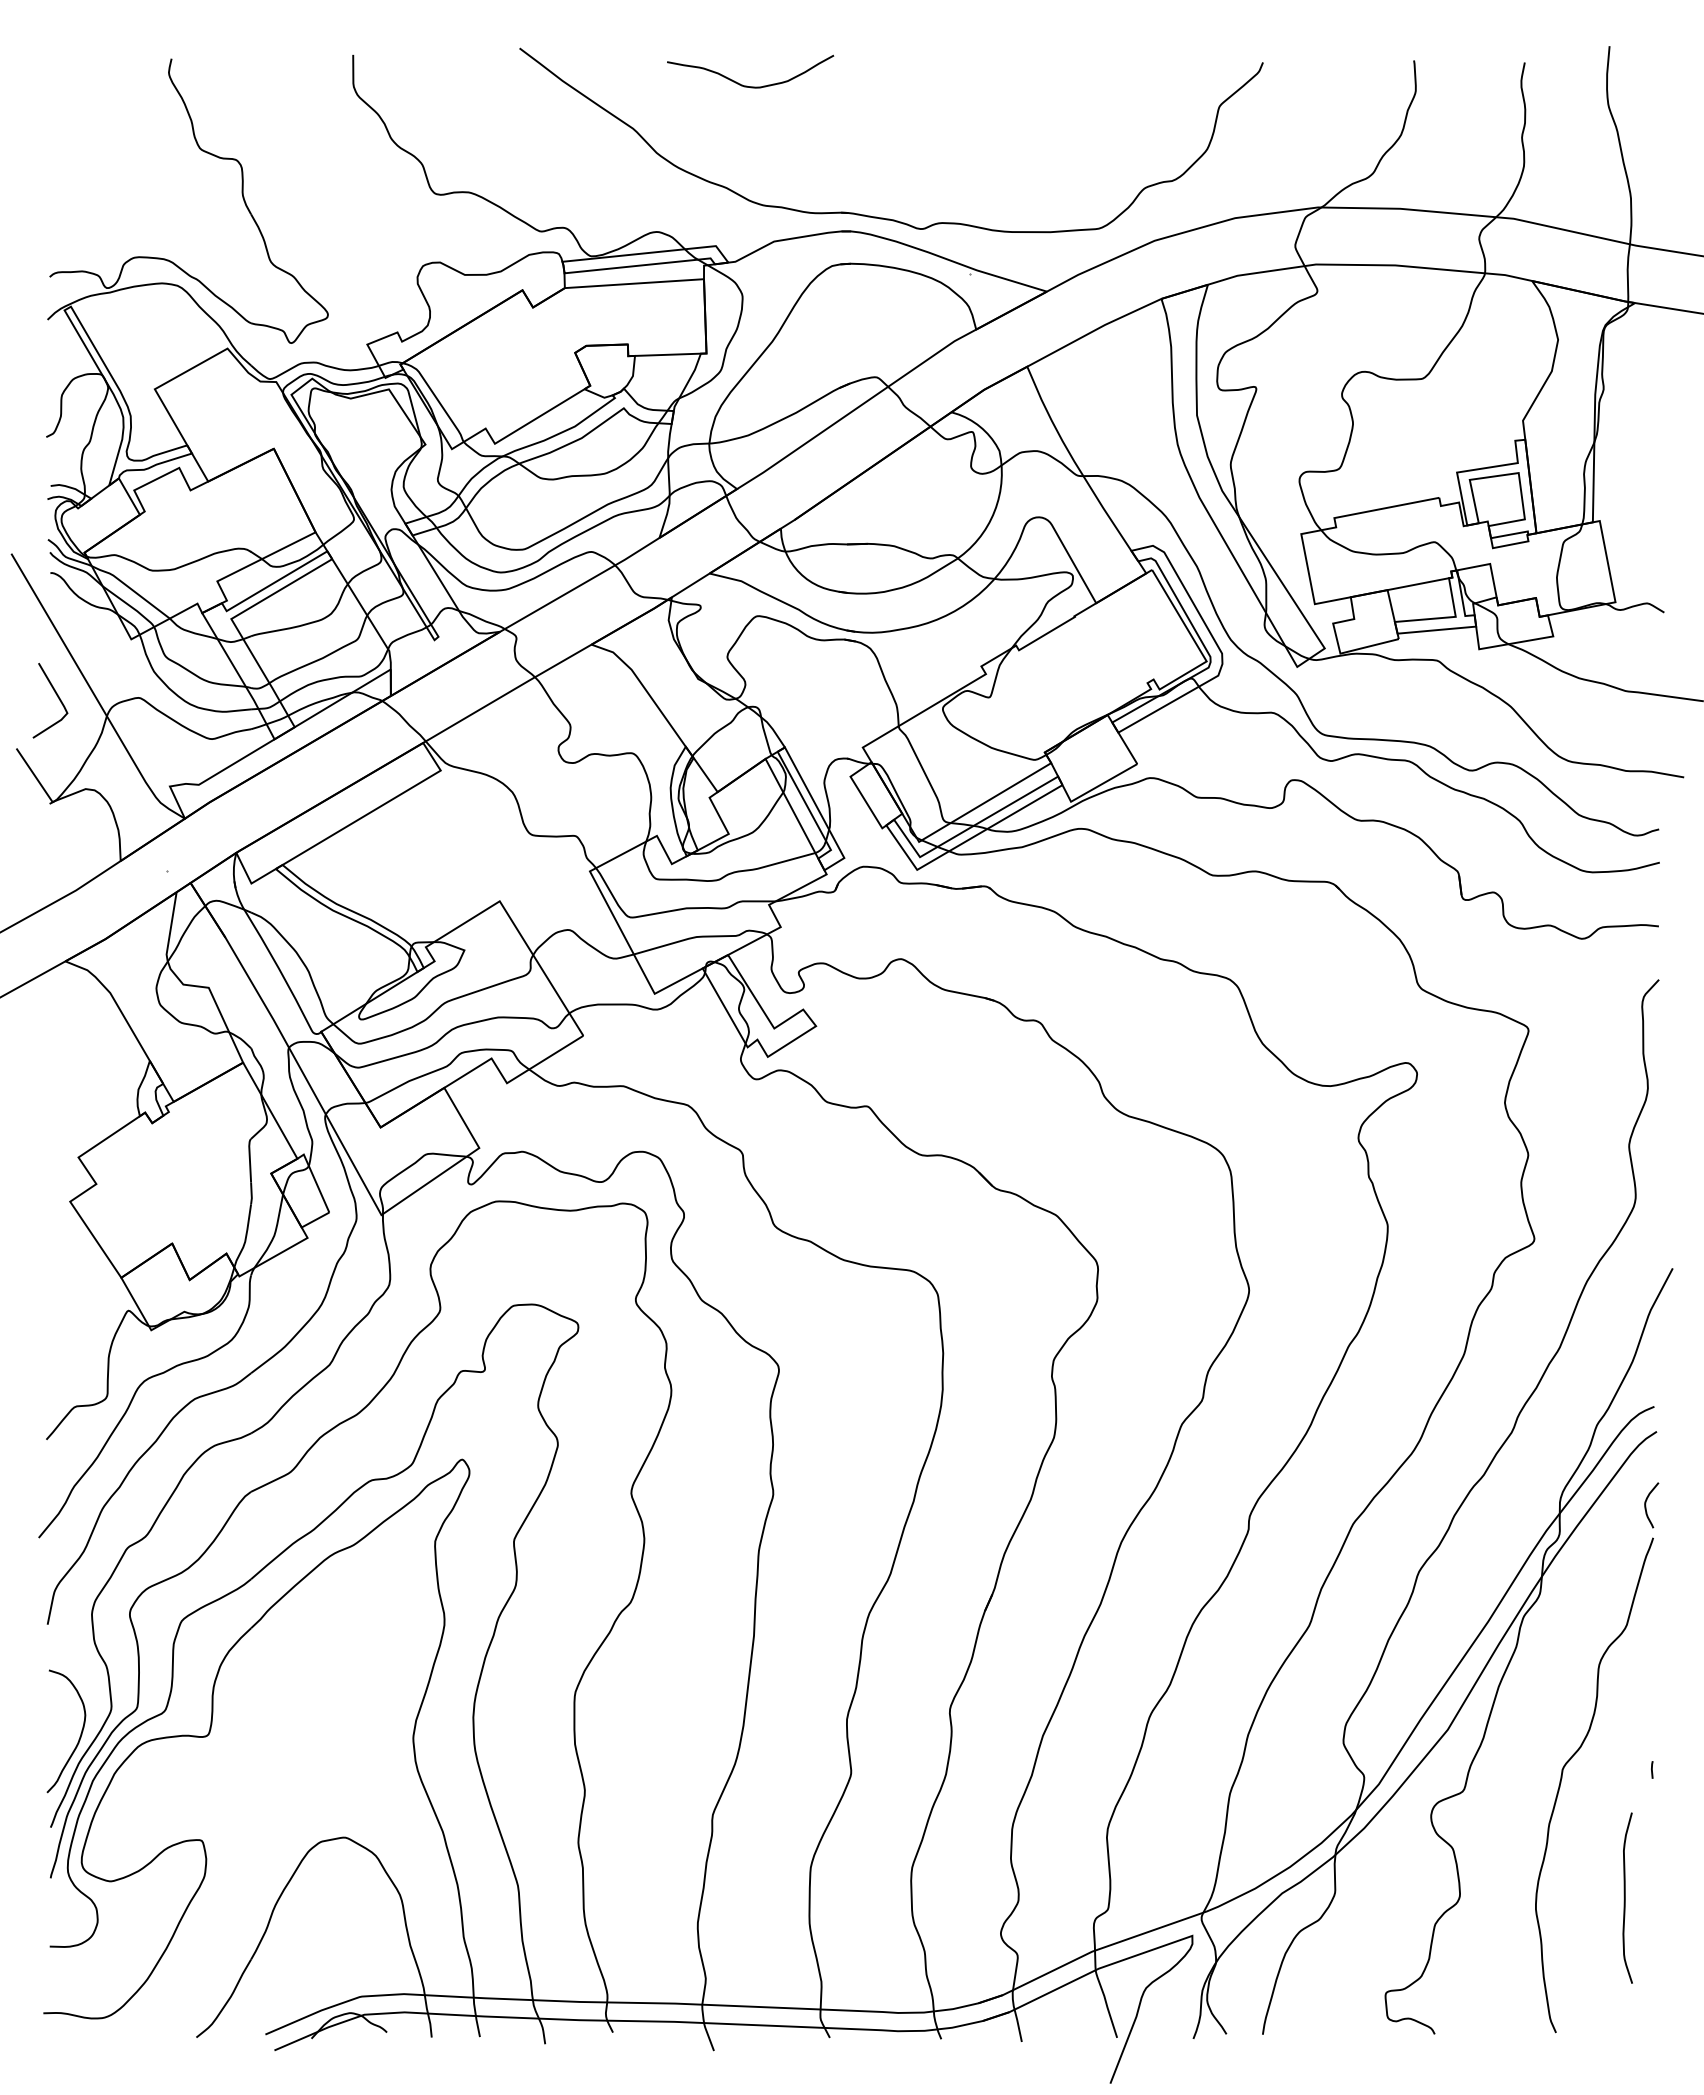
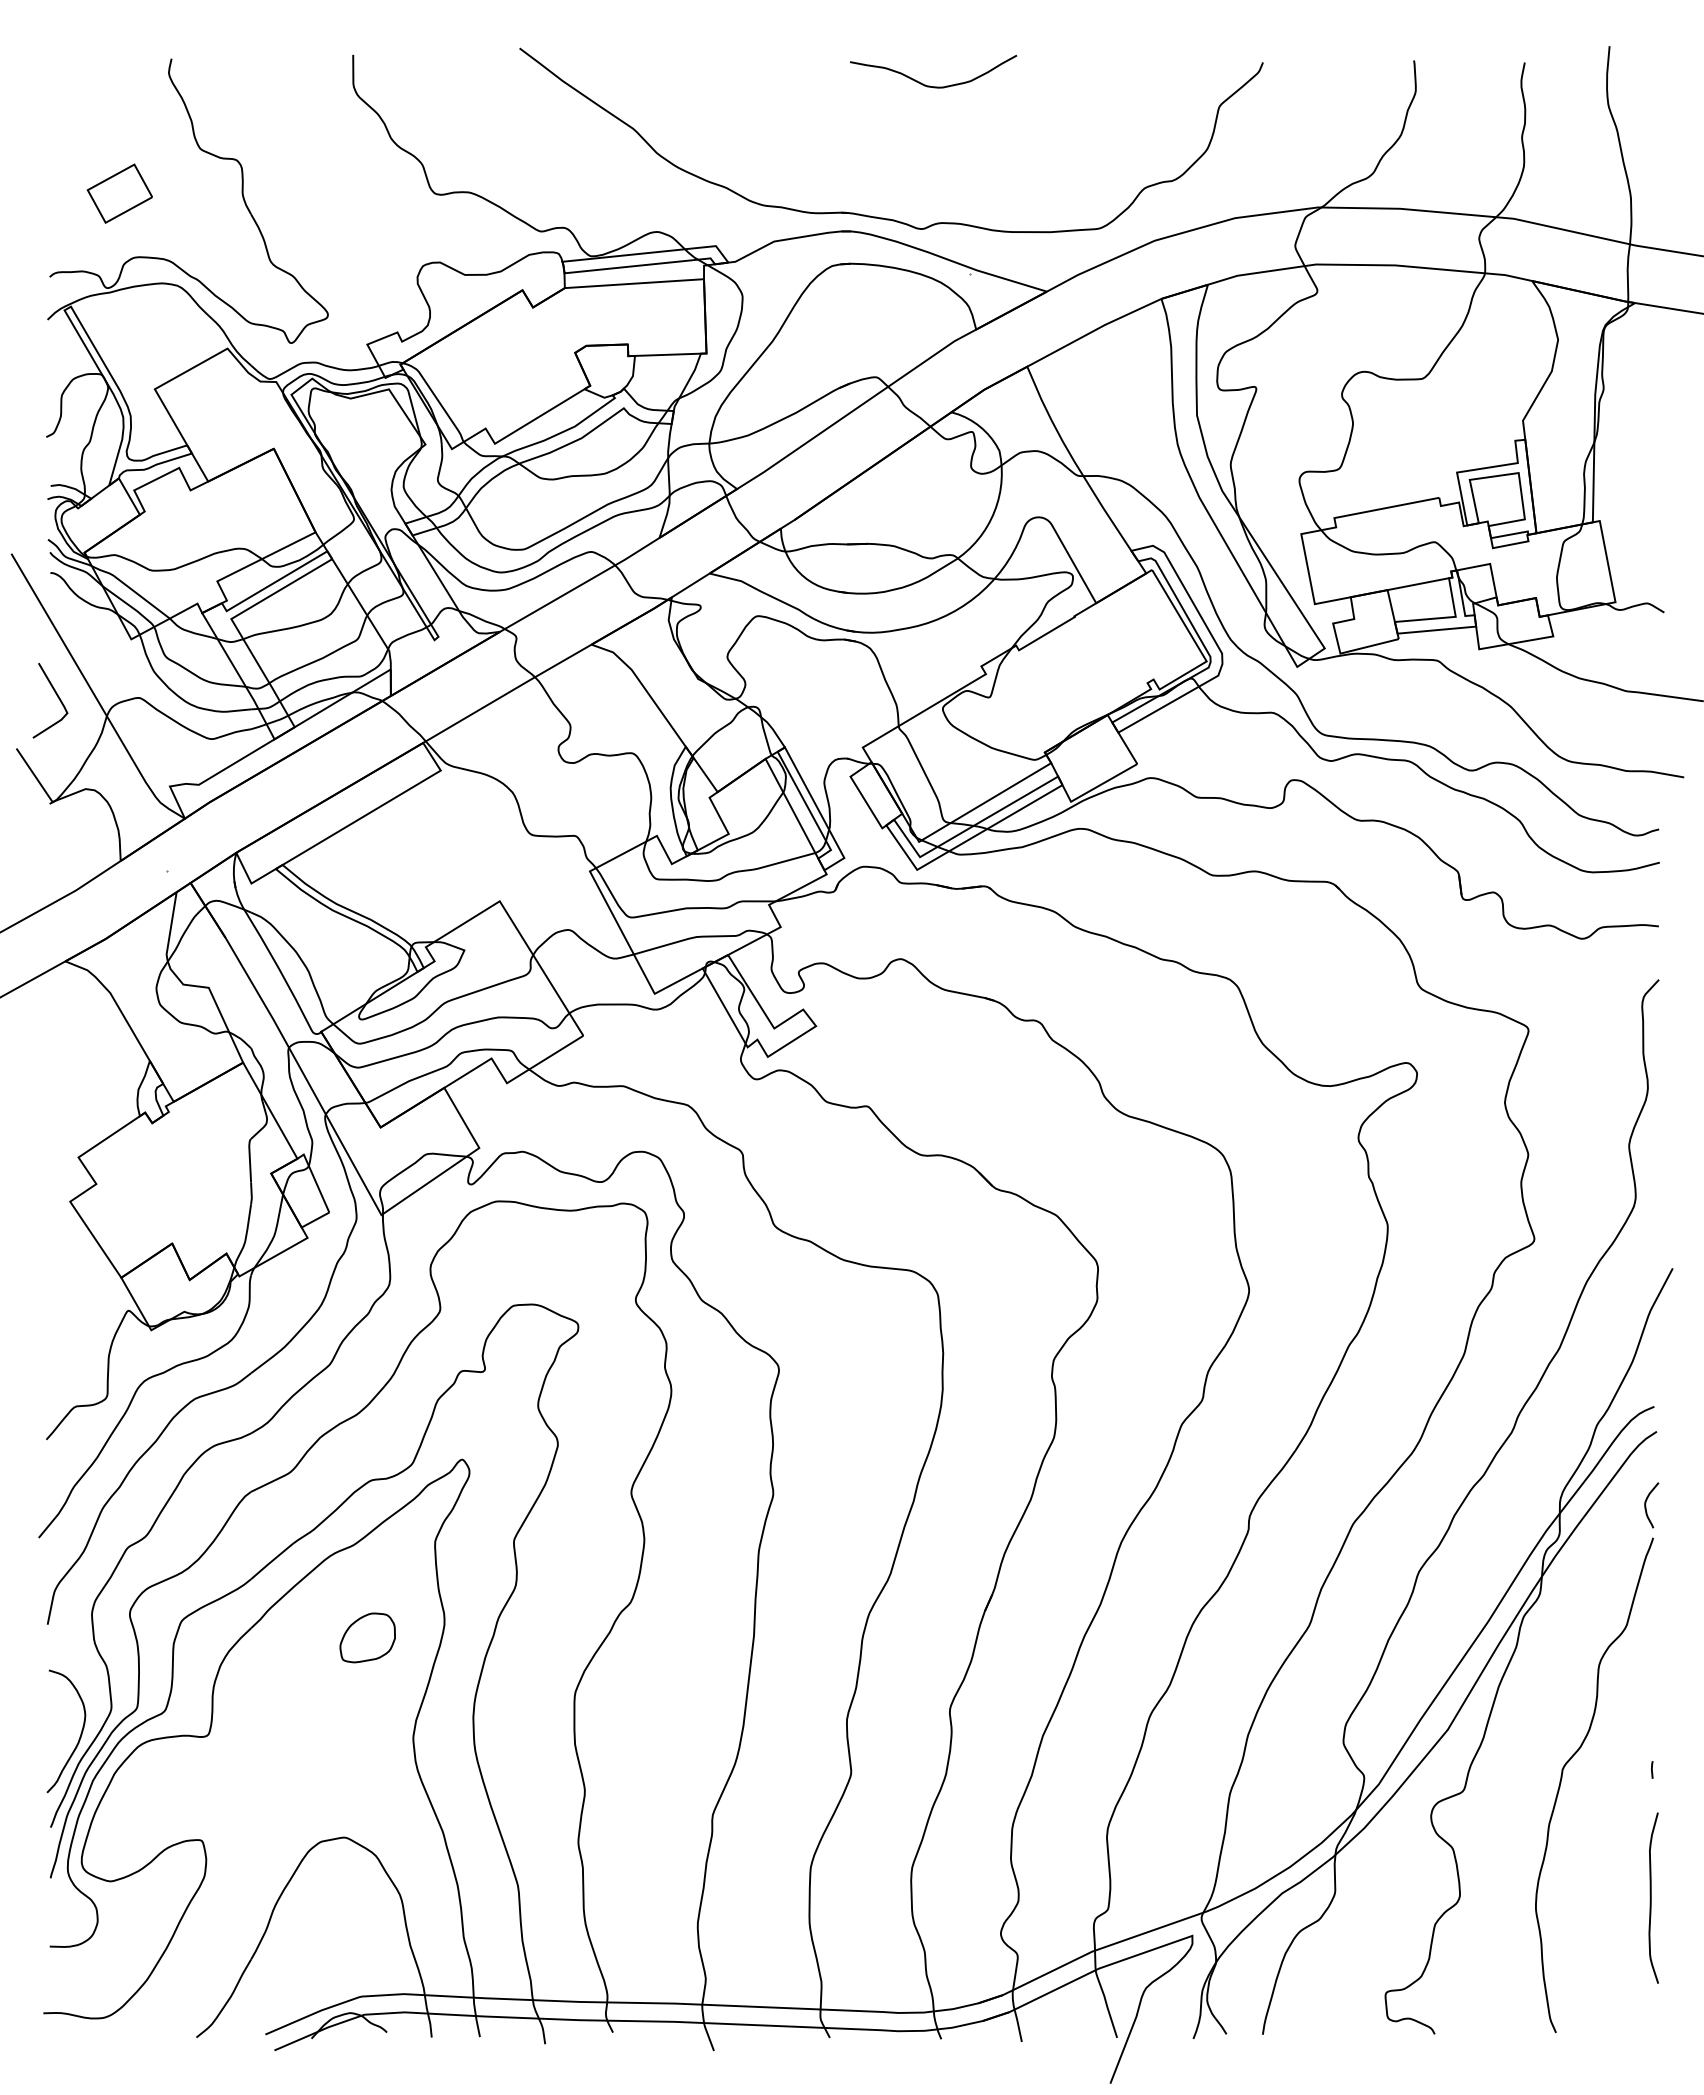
curve position: (747, 85) -> (930, 85) (930, 85)
part: none -> present (119, 193)
part: none -> present (367, 1637)
curve position: (1625, 1897) -> (1651, 1897) (1651, 1897)
